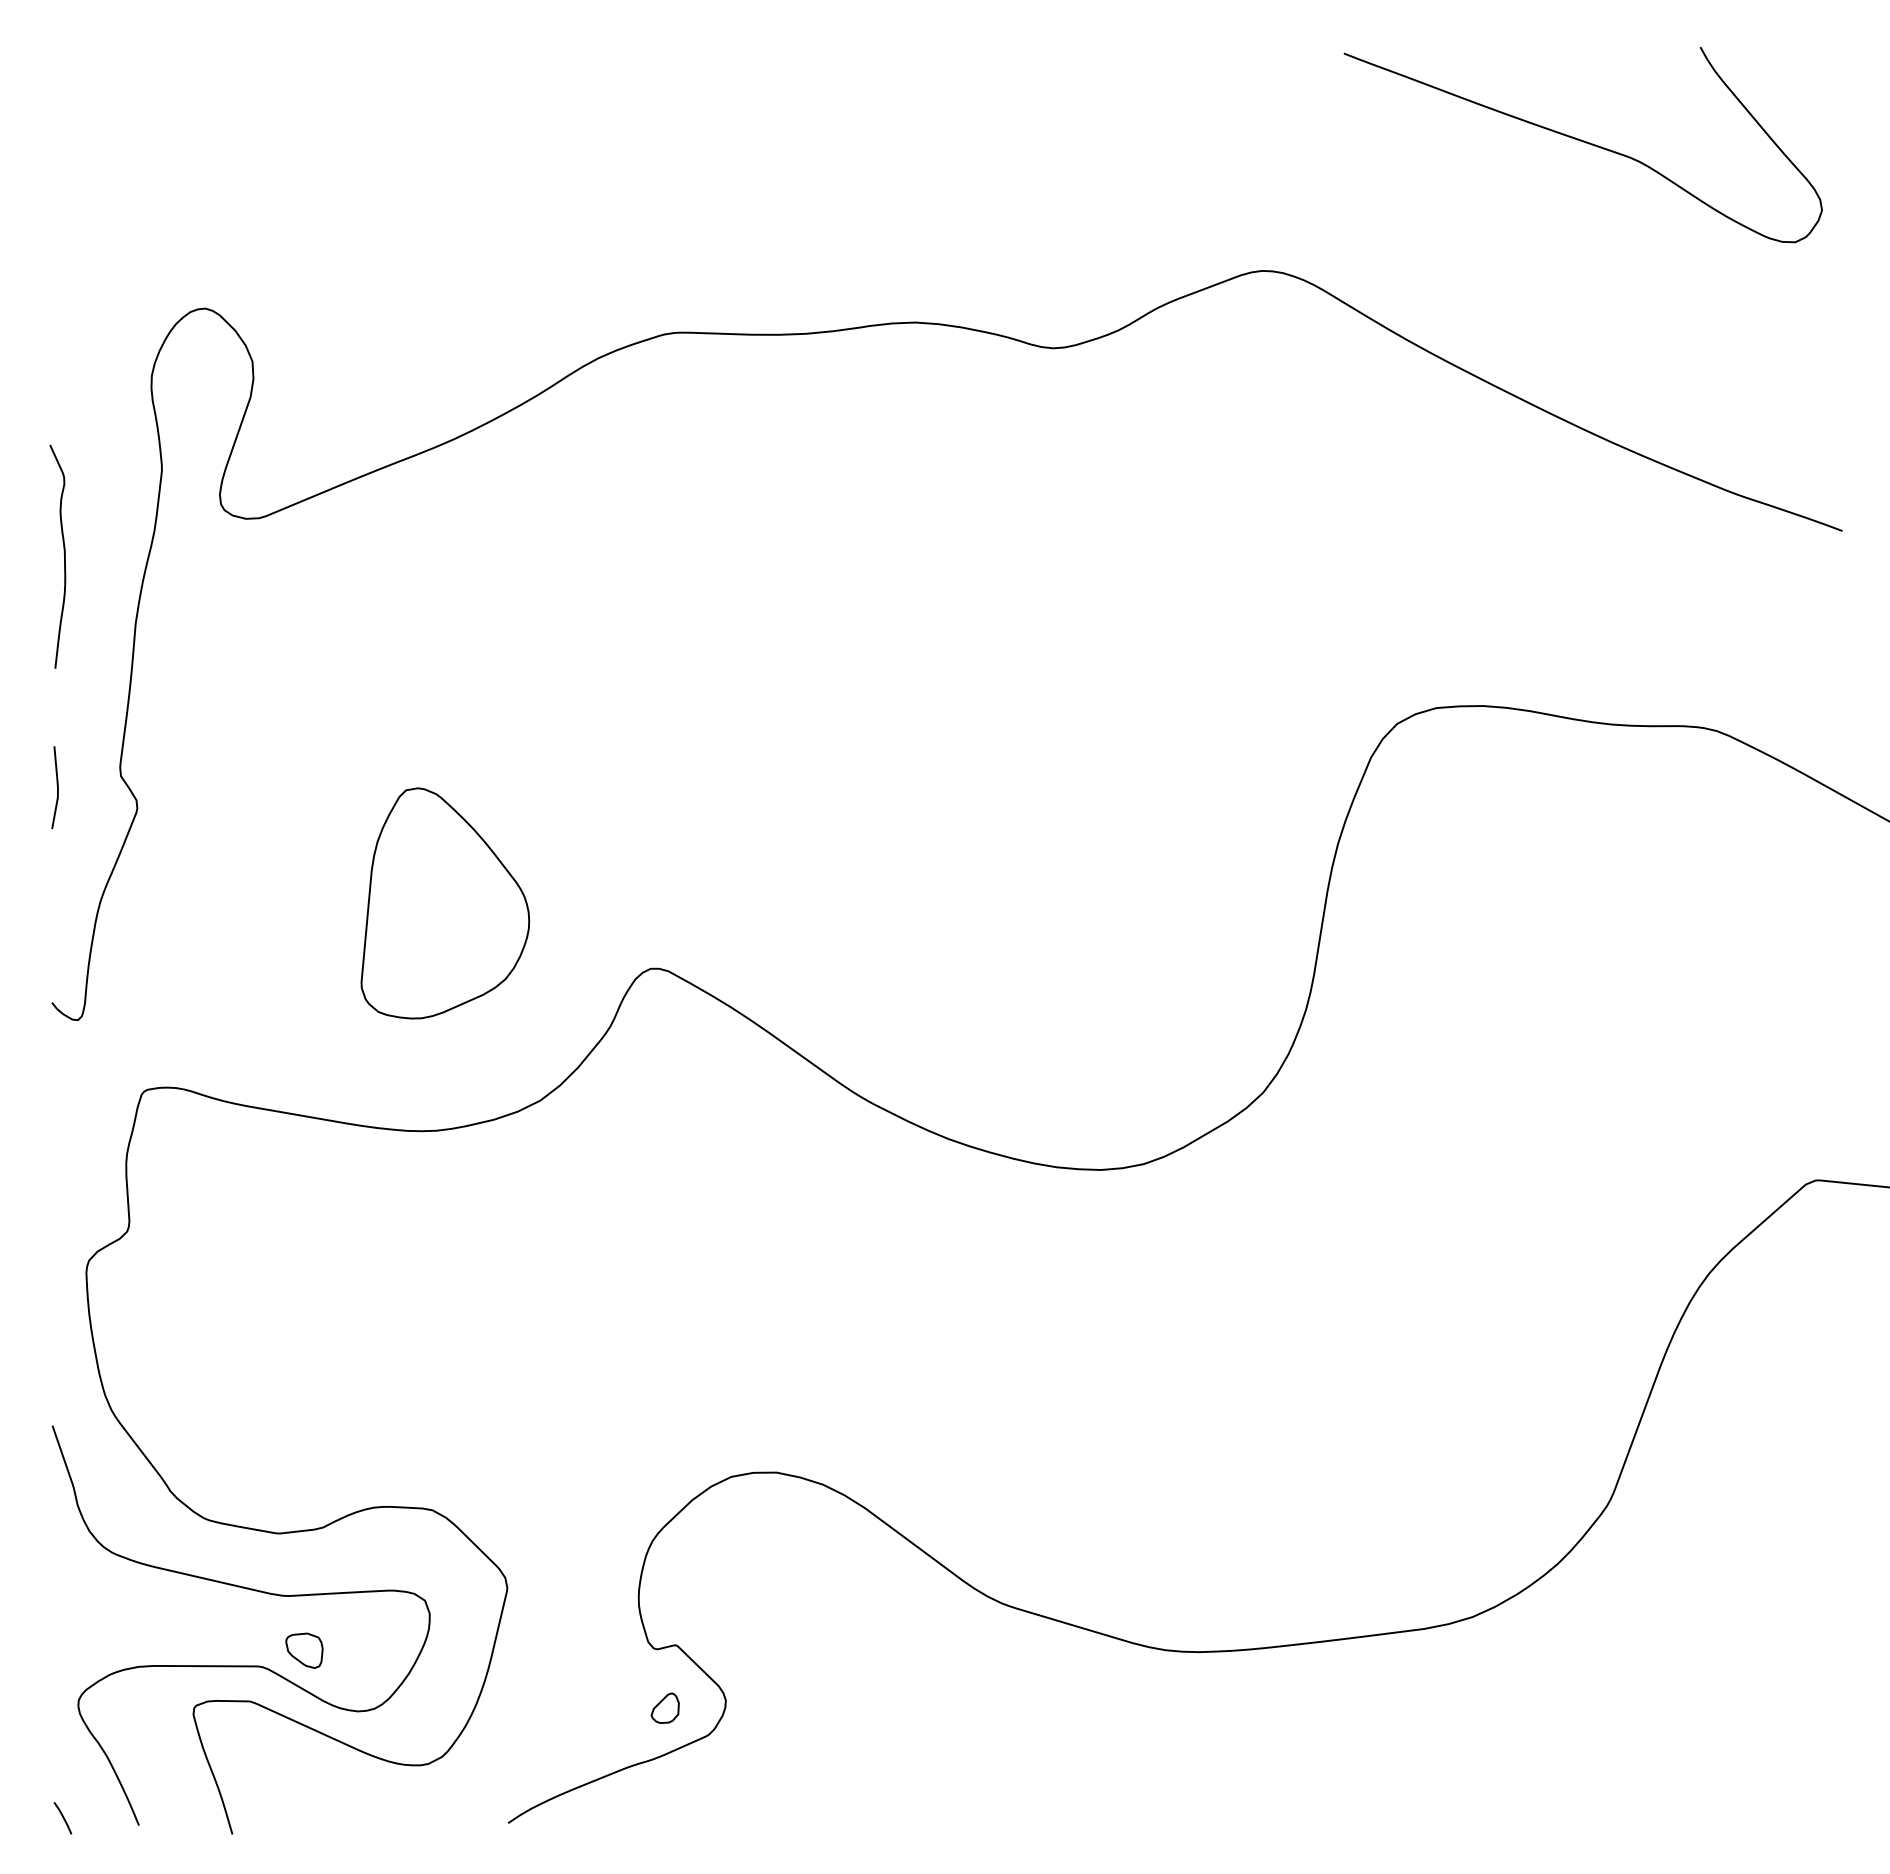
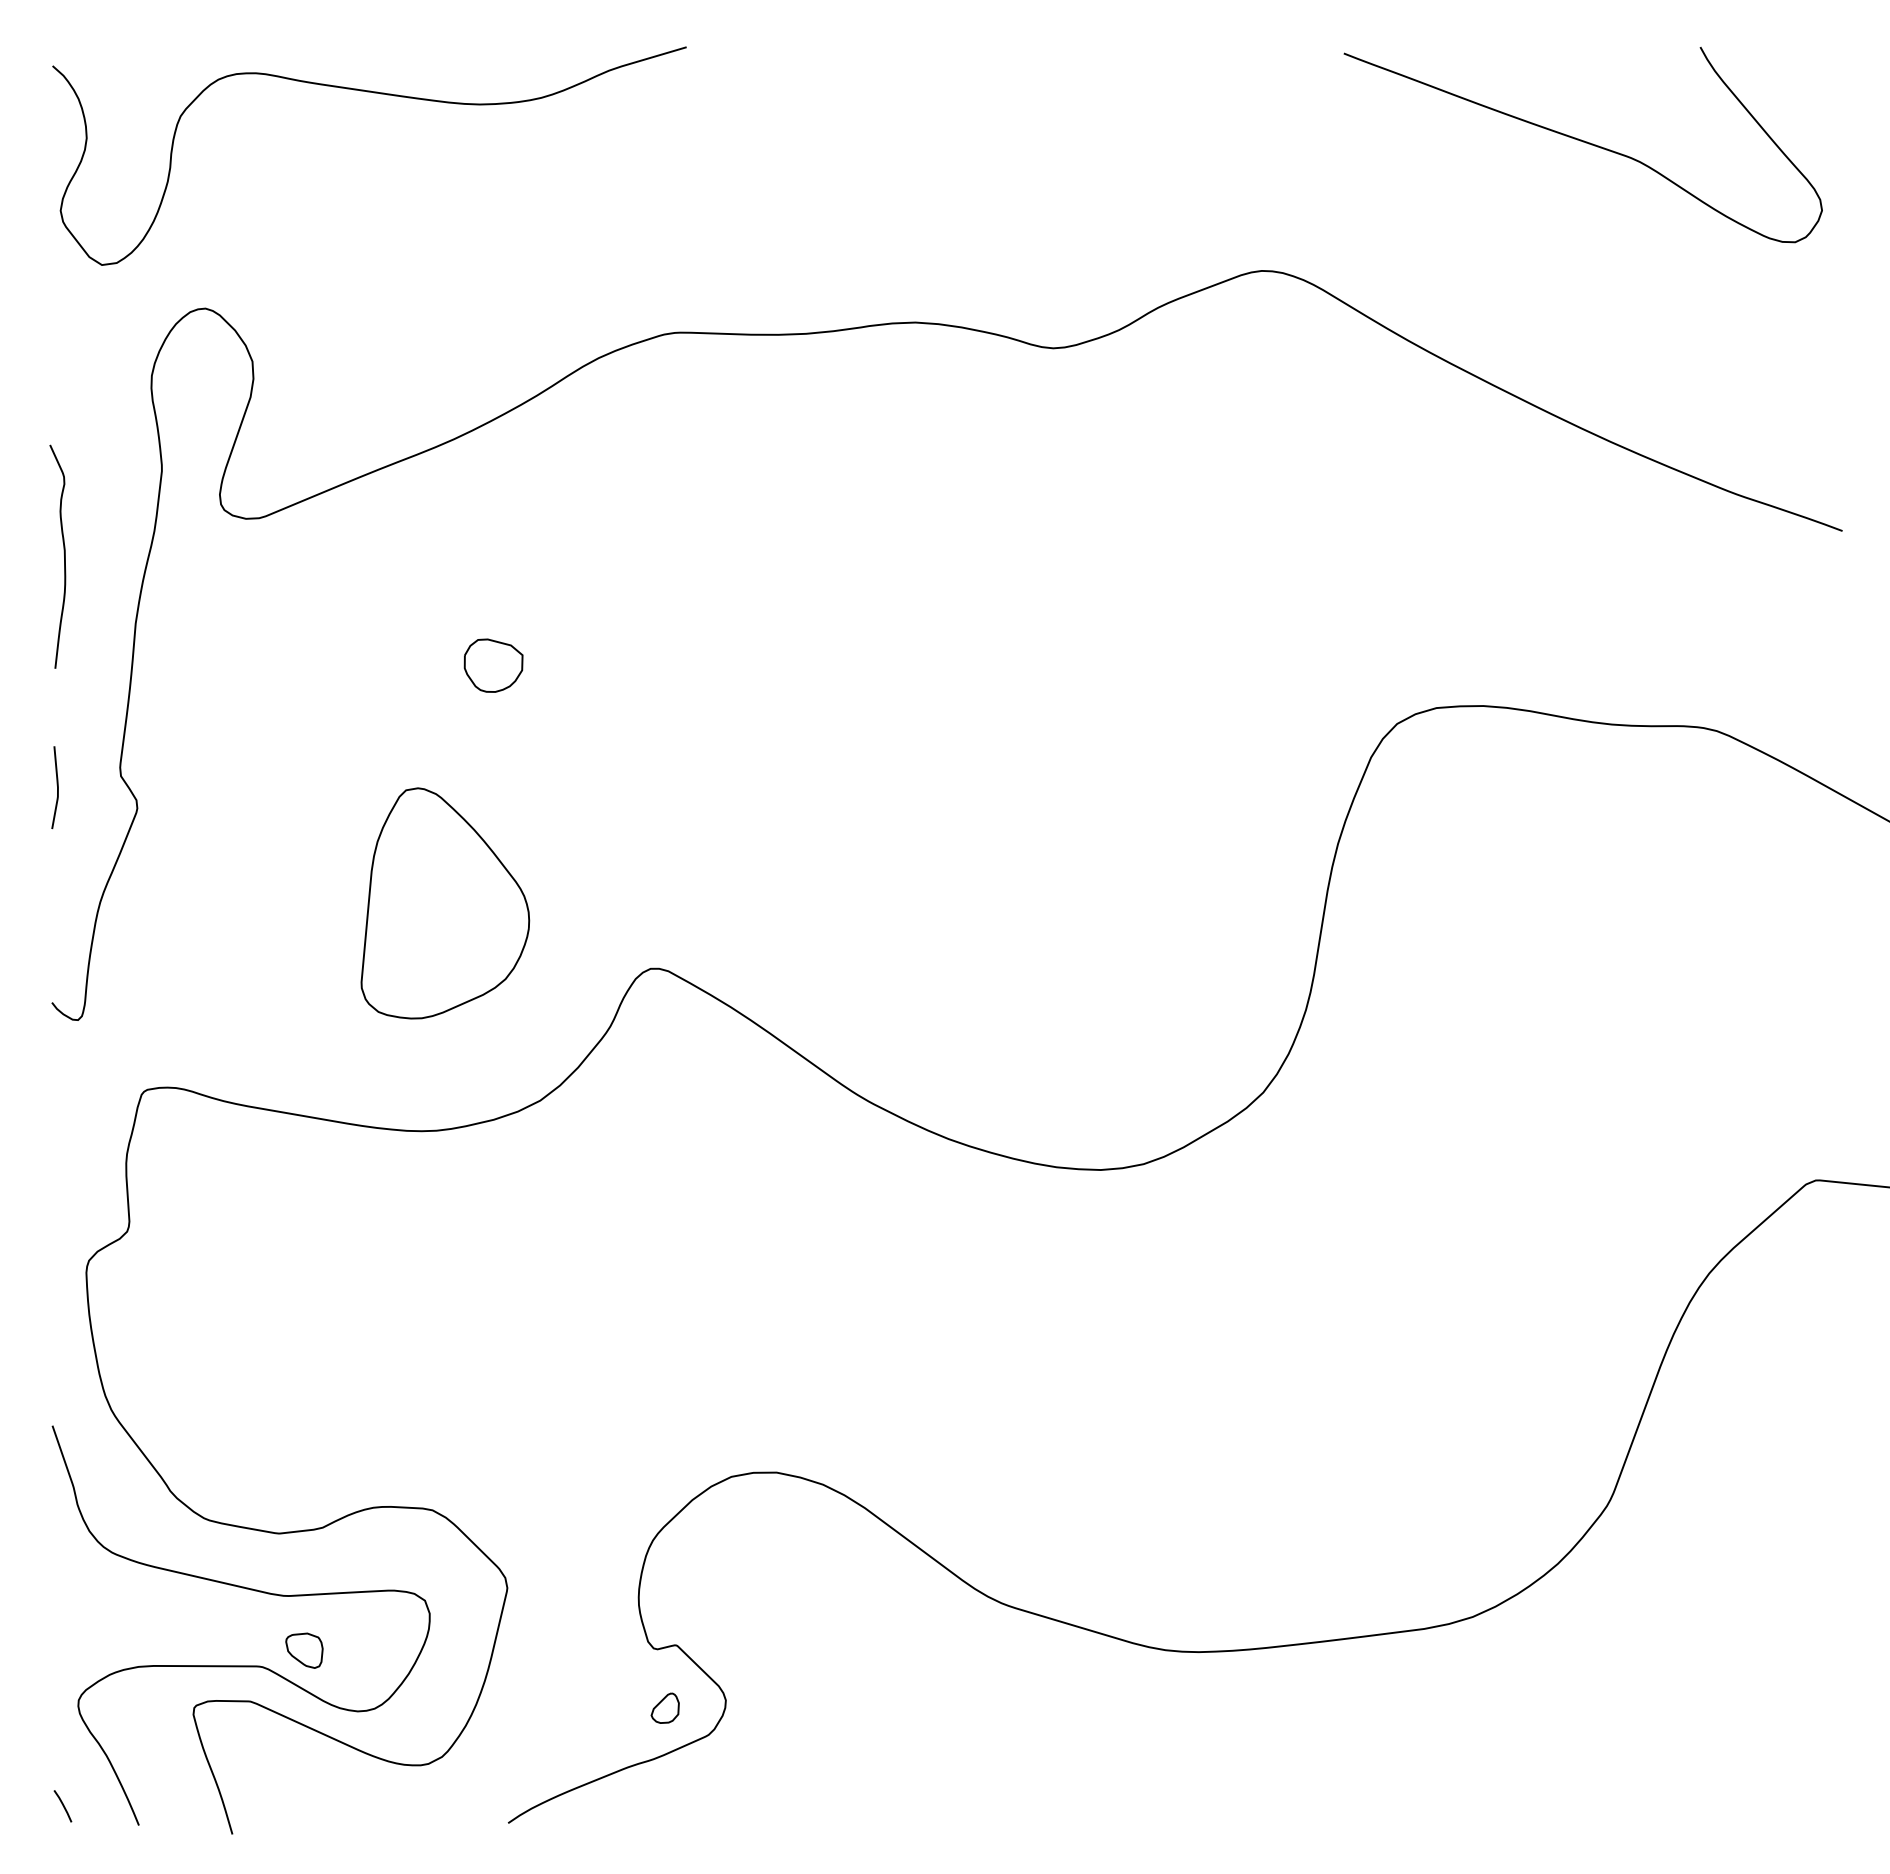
curve: none -> present (380, 94)
part: none -> present (493, 665)
line position: (62, 1817) -> (62, 1805) (62, 1805)
